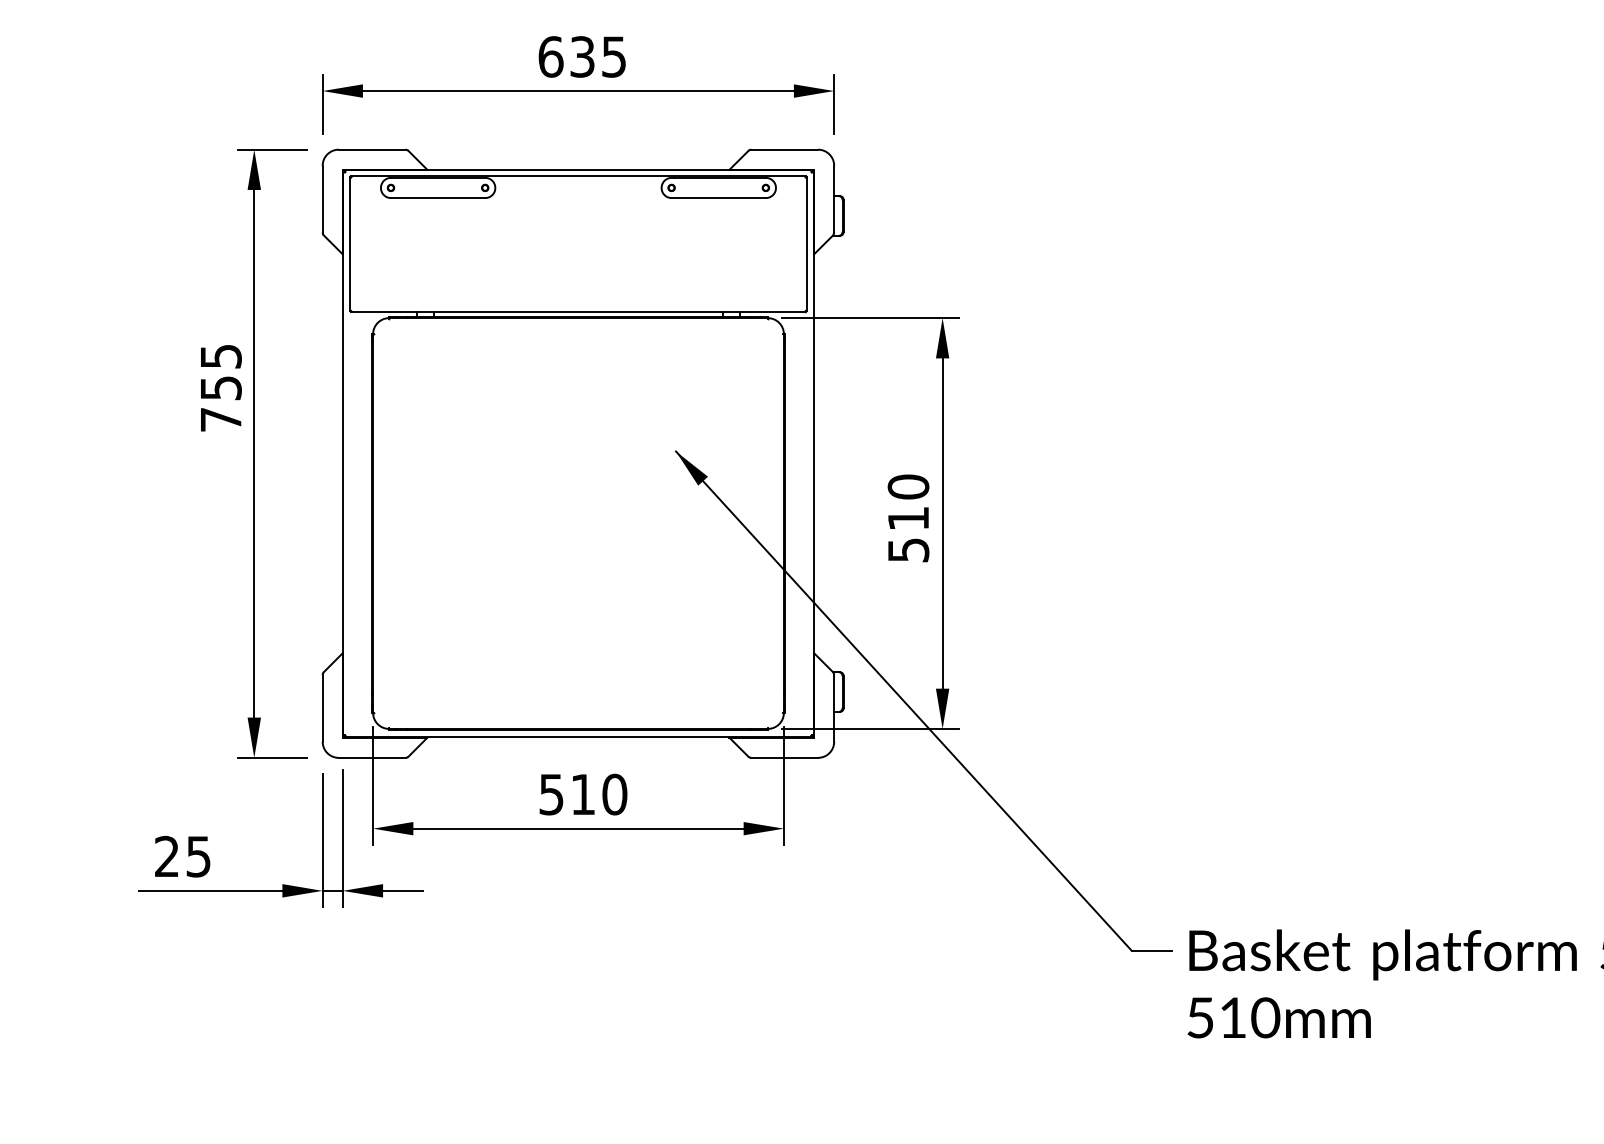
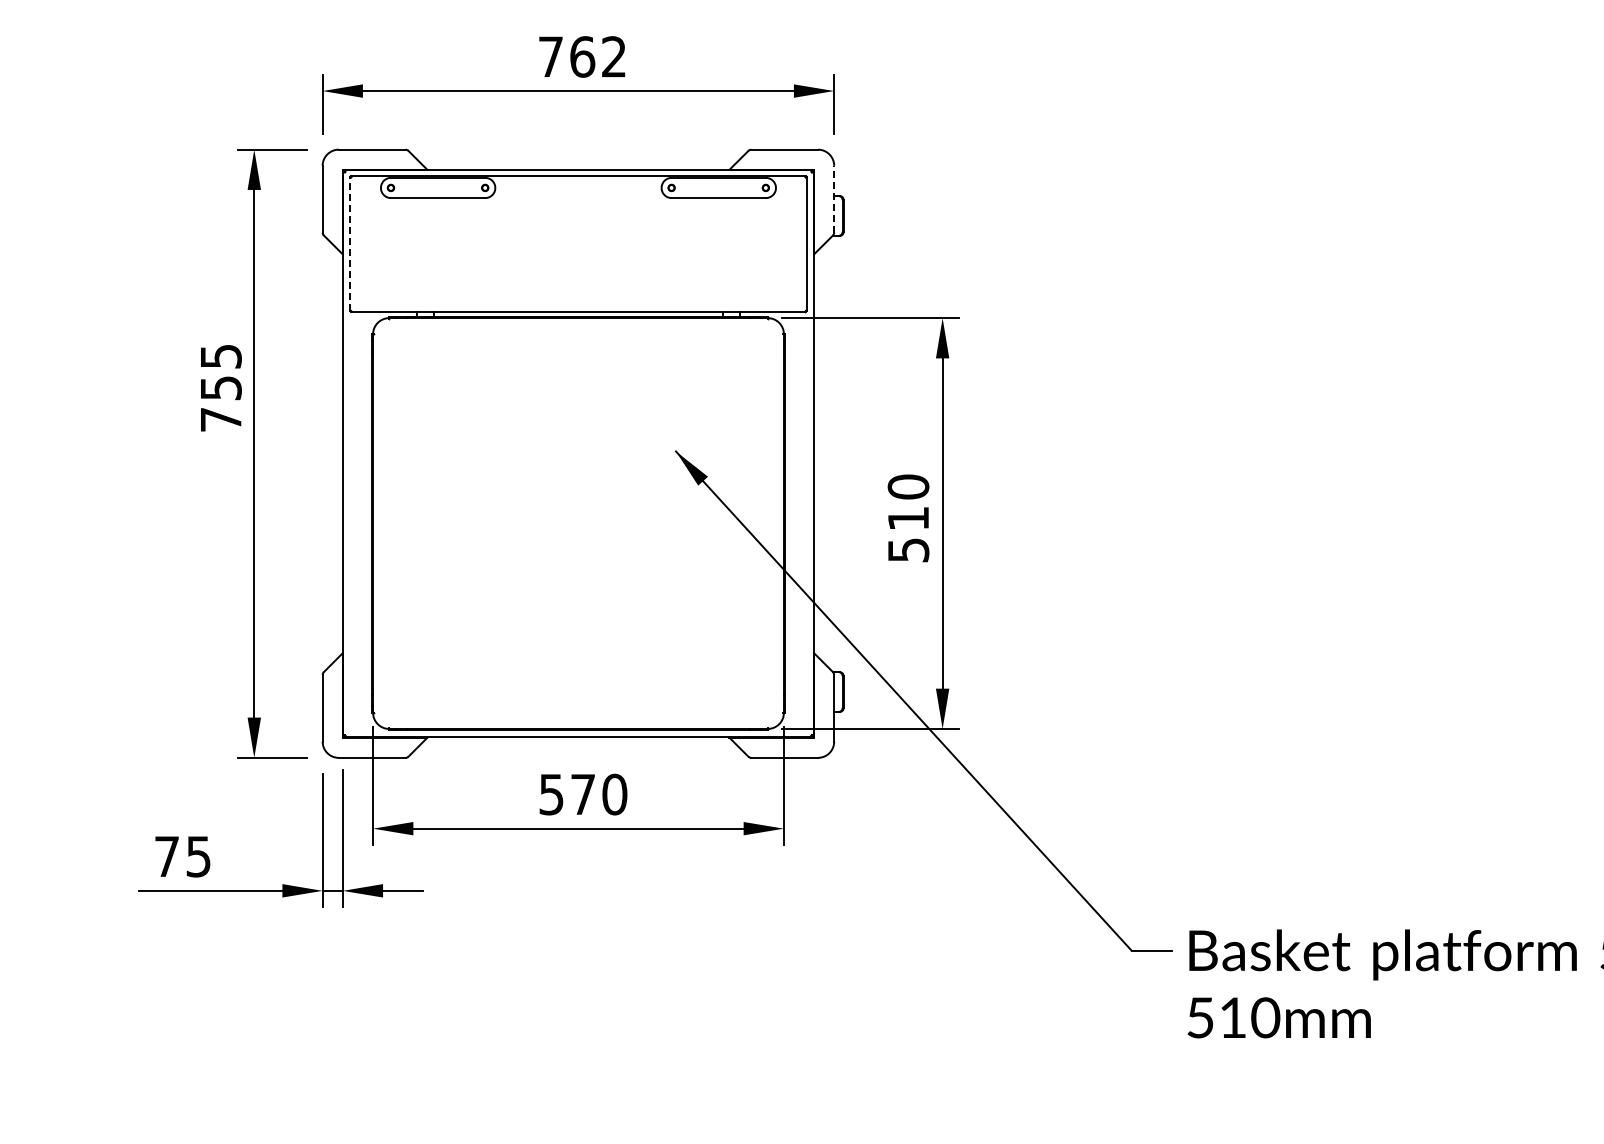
text: 635 -> 762 (581, 56)
line: solid -> dashed (834, 198)
line: solid -> dashed (349, 243)
text: 510 -> 570 (582, 794)
text: 25 -> 75 (166, 855)
